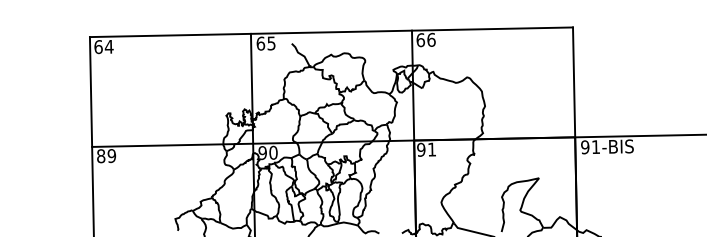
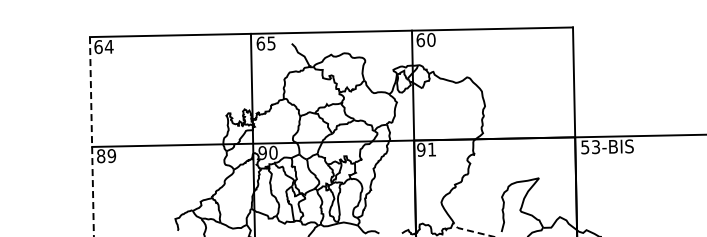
text: 66 -> 60 (431, 39)
line: solid -> dashed (91, 136)
text: 91-BIS -> 53-BIS (590, 147)
line: solid -> dashed (472, 231)
